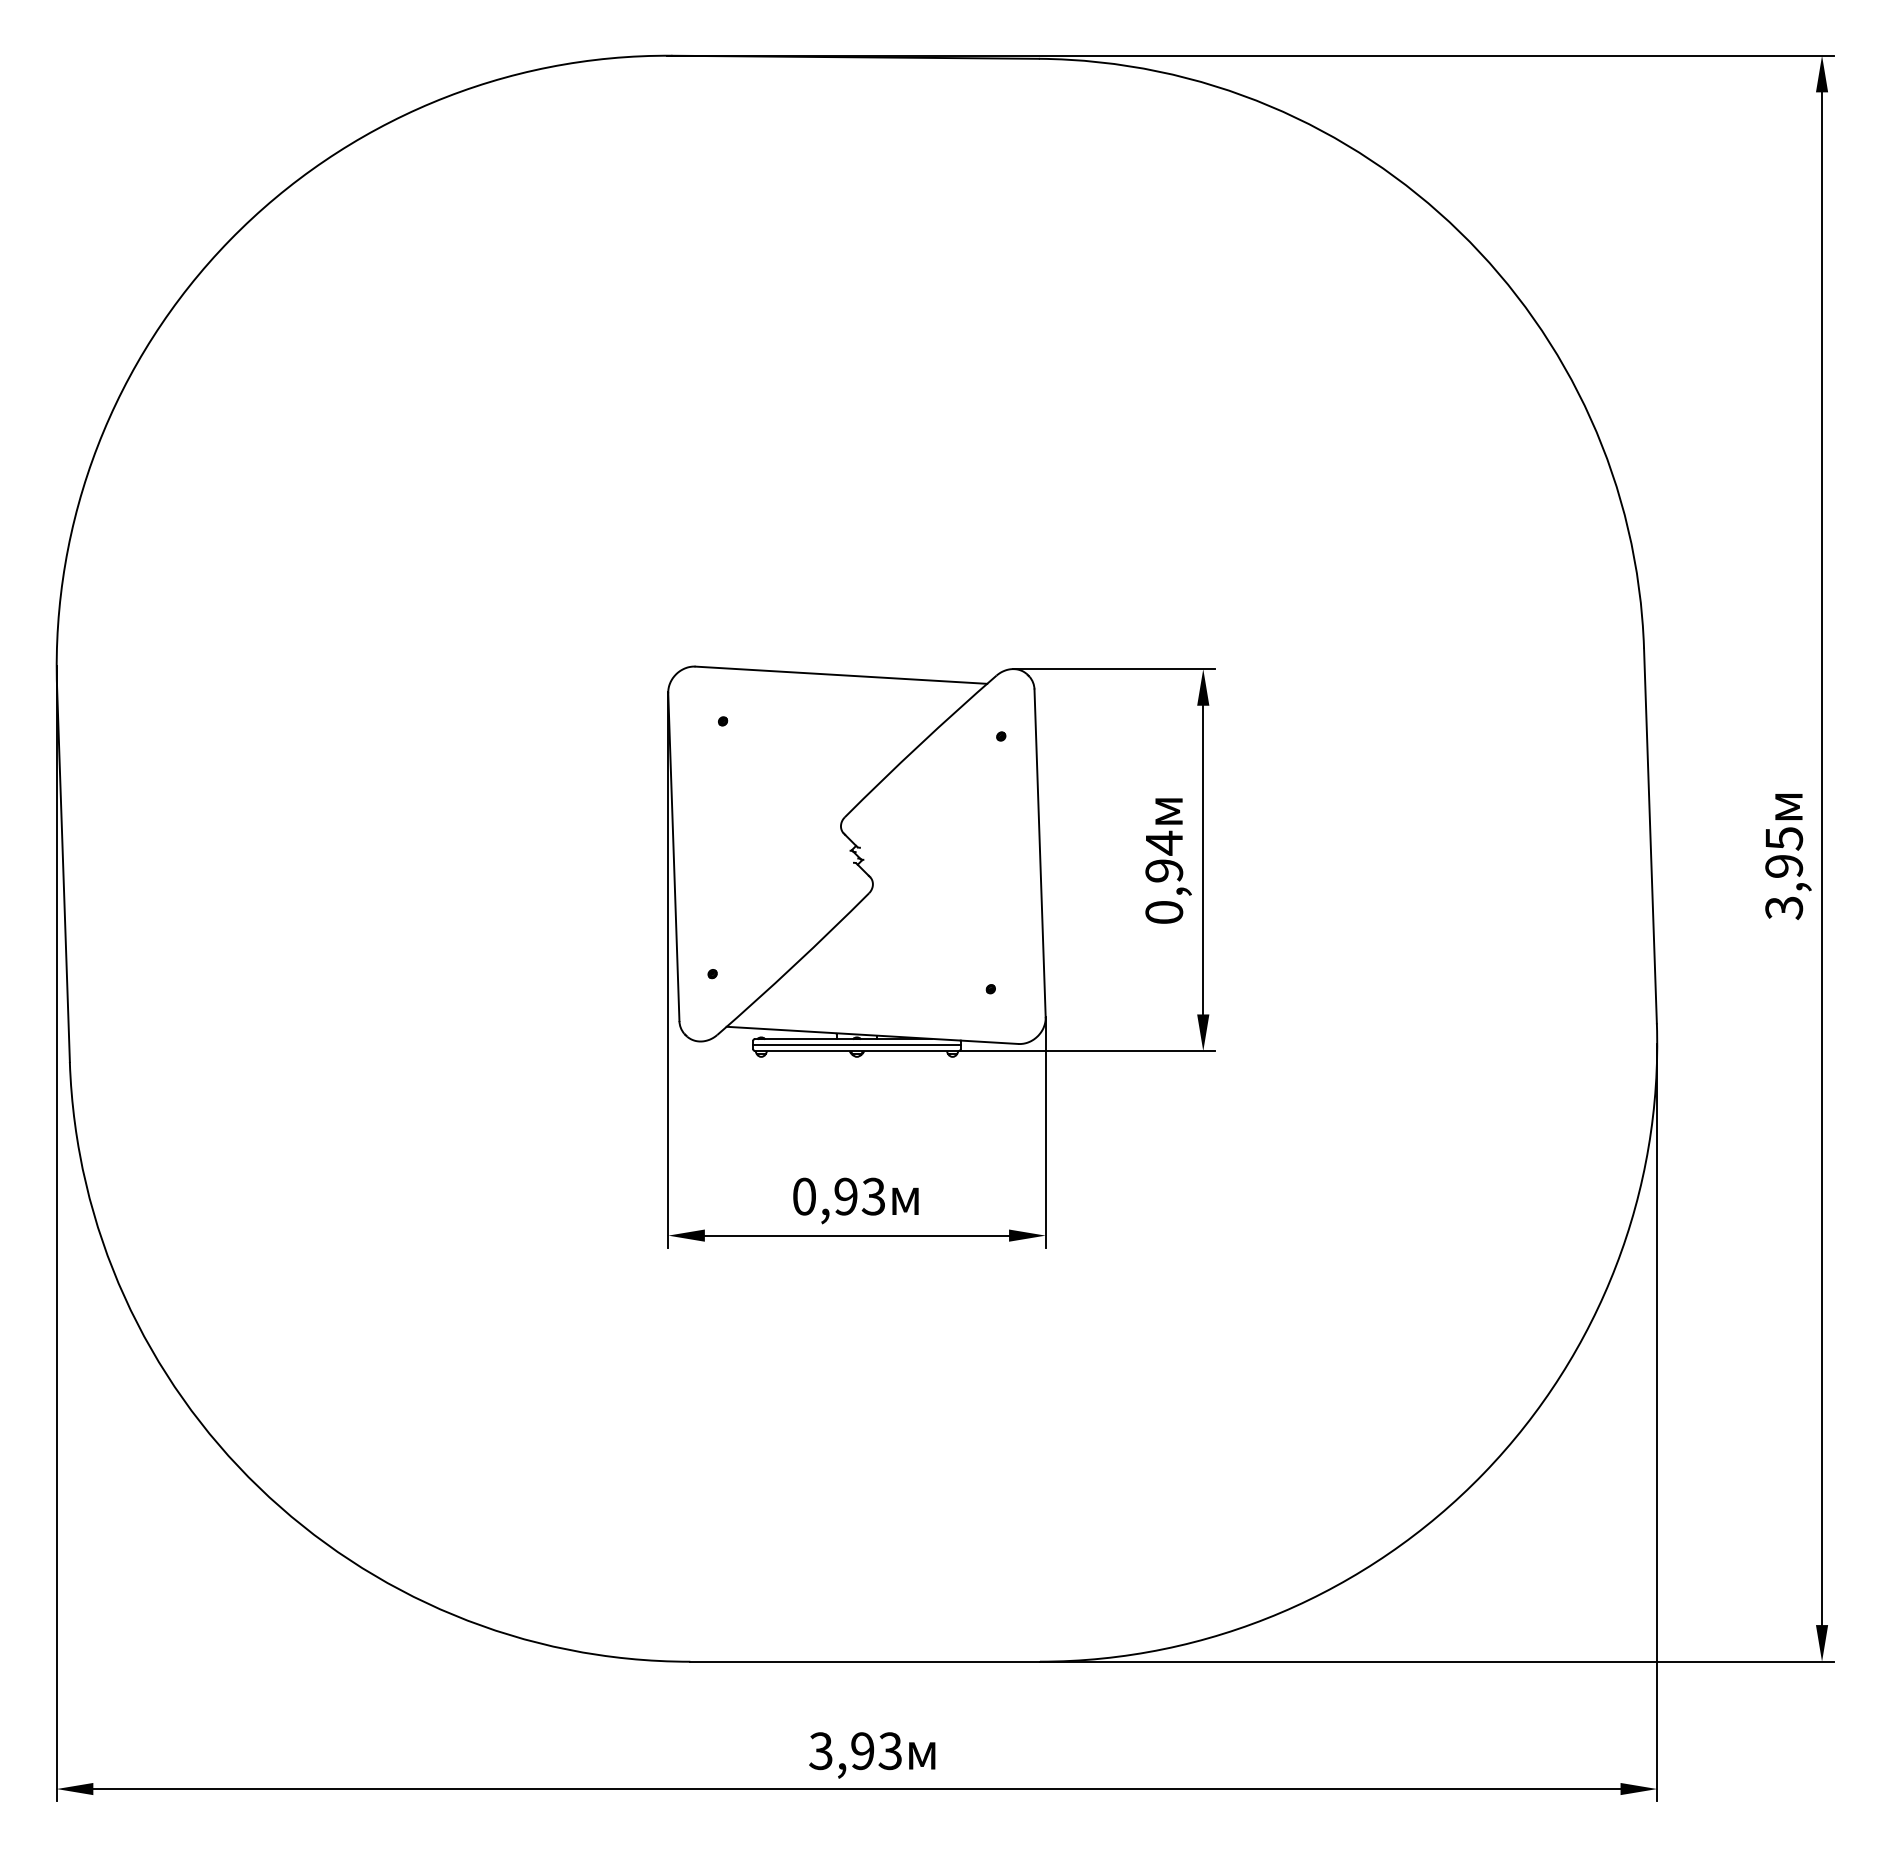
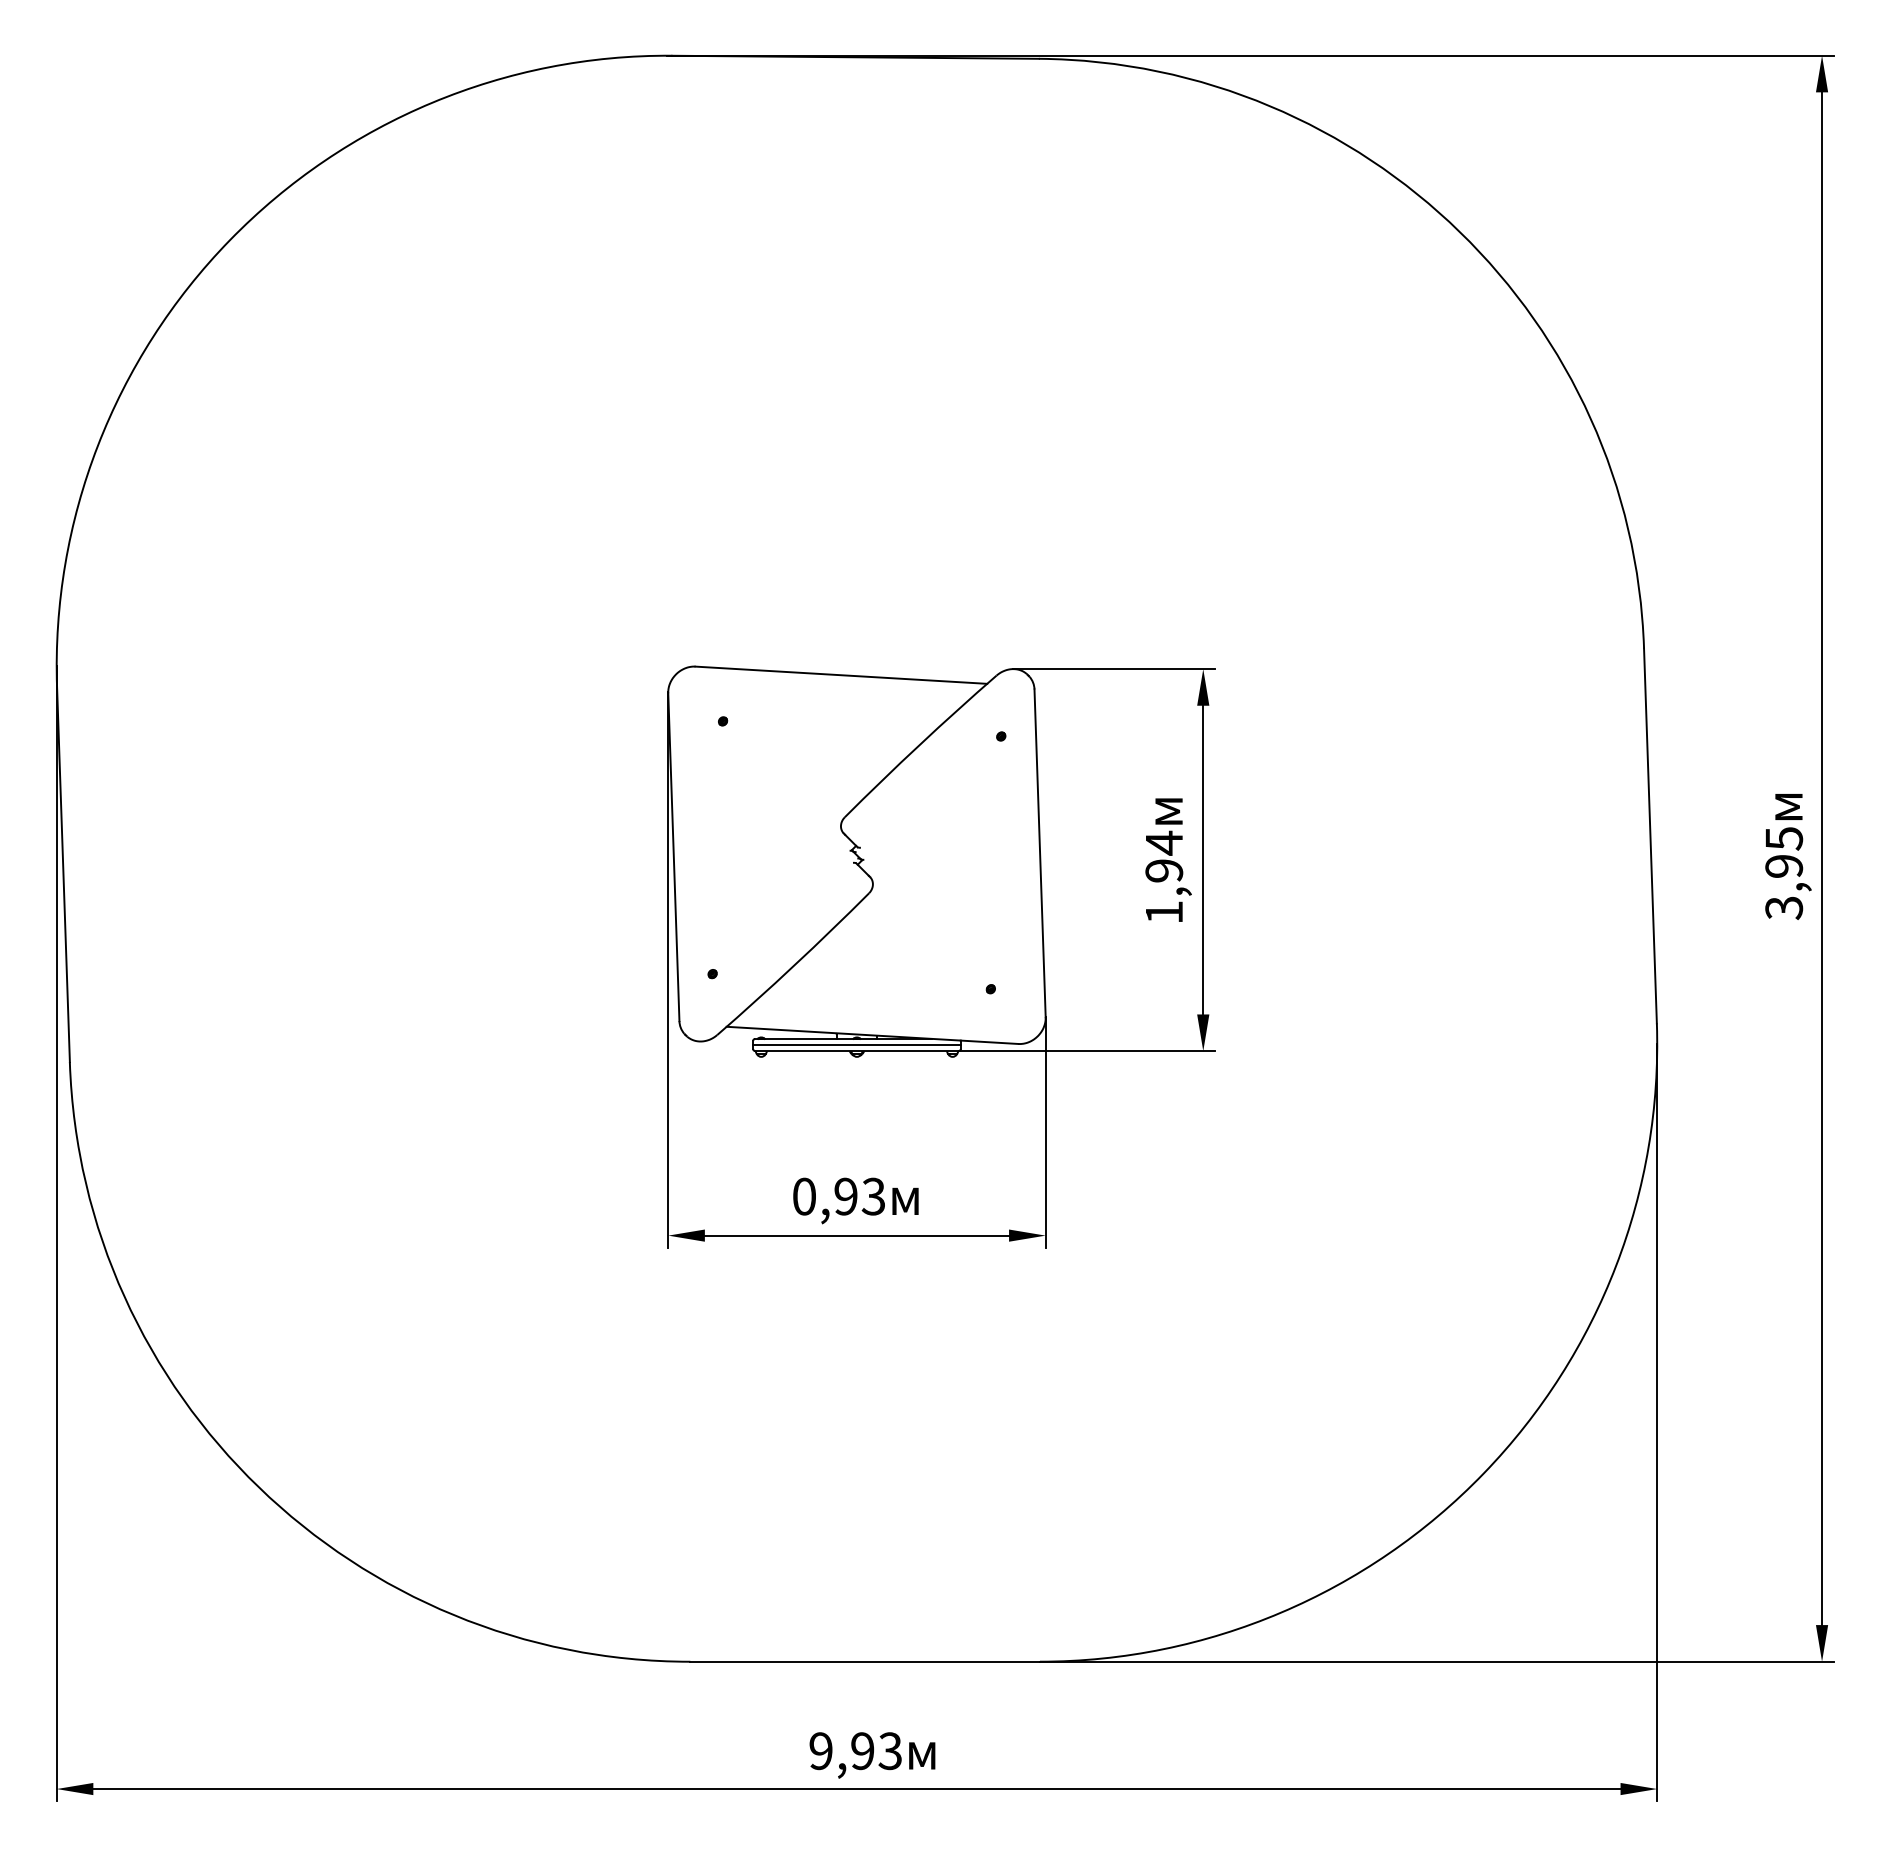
text: 0,94 -> 1,94 (1164, 912)
text: 3,93 -> 9,93 (820, 1751)
